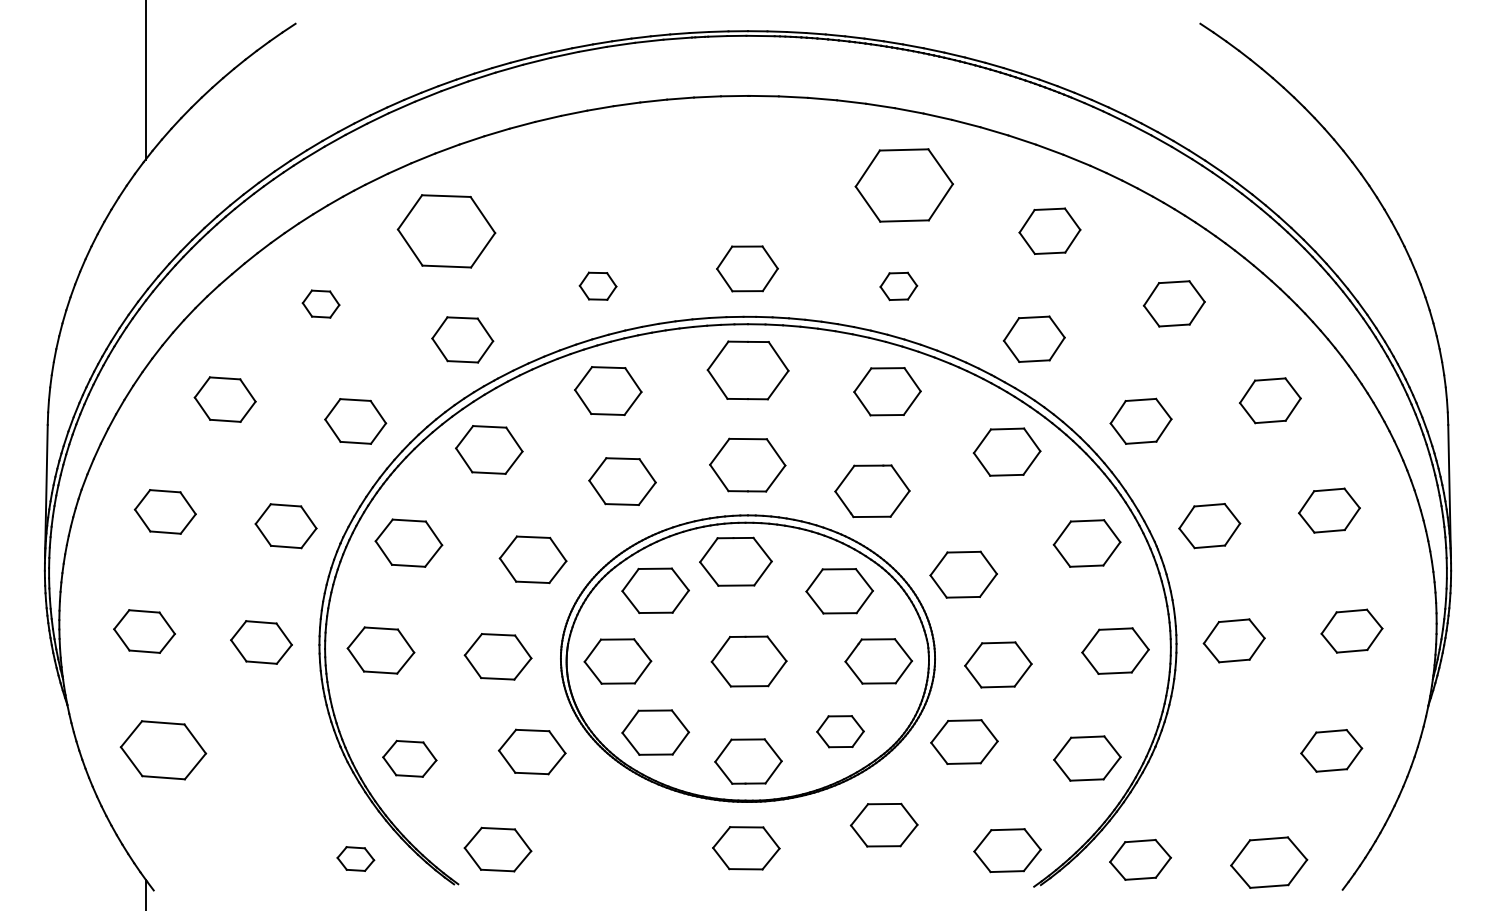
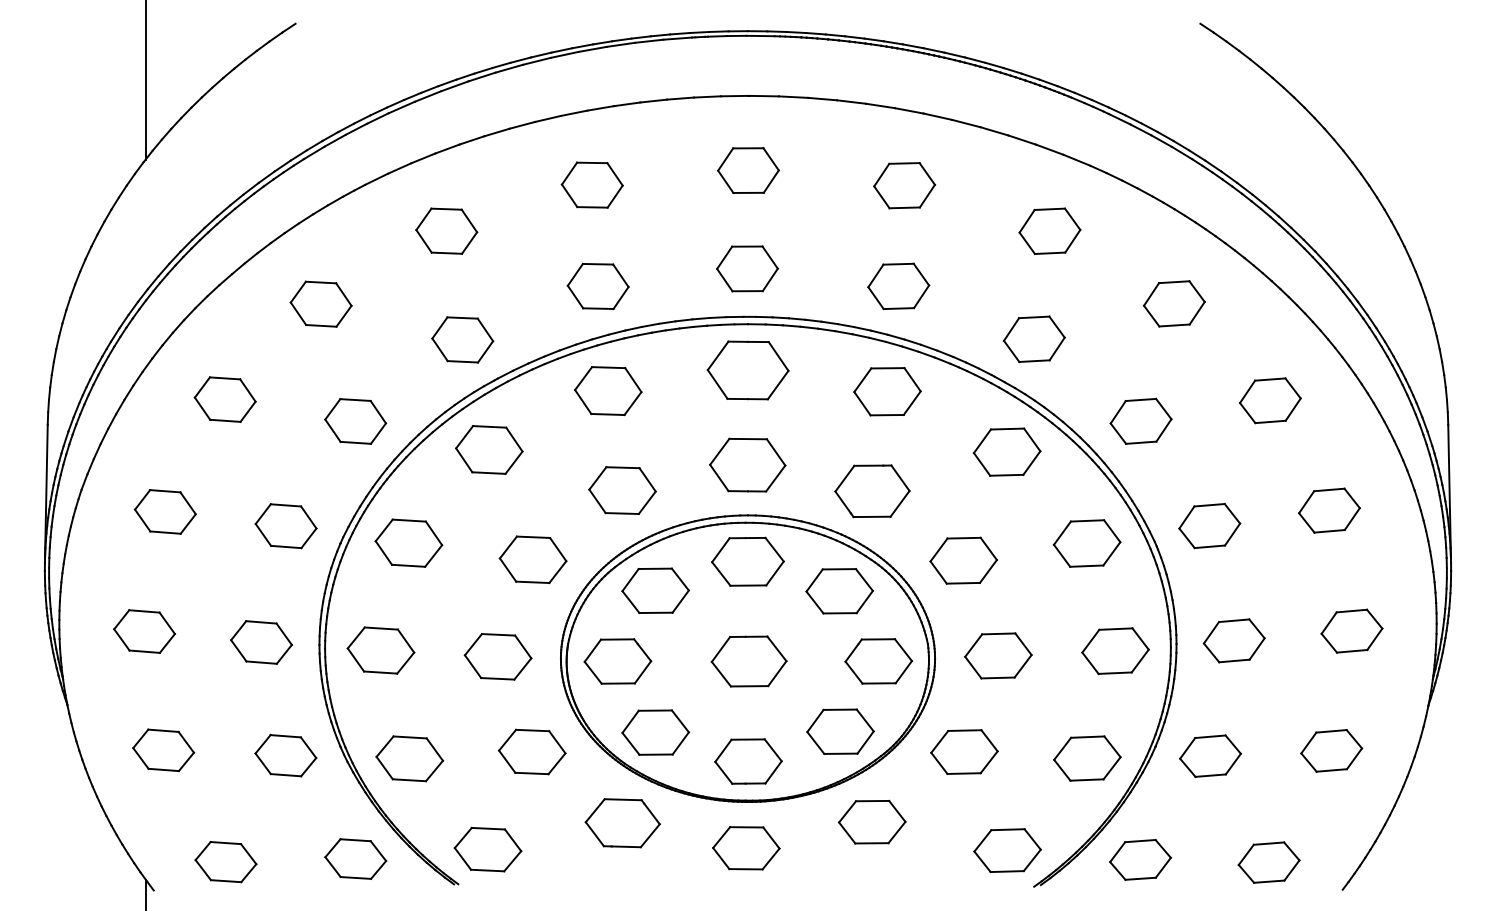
part: none -> present (748, 170)
part: none -> present (591, 184)
part size: 100x75 px -> 64x48 px (904, 185)
part size: 101x75 px -> 64x48 px (446, 230)
part size: 40x30 px -> 64x48 px (597, 285)
part size: 40x31 px -> 64x49 px (898, 286)
part size: 40x30 px -> 64x48 px (320, 303)
part position: (622, 481) -> (622, 490) (622, 490)
part position: (735, 561) -> (747, 561) (747, 561)
part position: (963, 574) -> (963, 560) (963, 560)
part position: (998, 664) -> (998, 655) (998, 655)
part size: 49x34 px -> 69x47 px (840, 731)
part position: (964, 741) -> (964, 751) (964, 751)
part size: 89x61 px -> 64x45 px (163, 750)
part: none -> present (285, 755)
part: none -> present (1210, 755)
part size: 56x39 px -> 70x48 px (409, 758)
part: none -> present (622, 823)
part position: (883, 824) -> (871, 821) (871, 821)
part position: (497, 849) -> (487, 849) (487, 849)
part size: 40x26 px -> 64x42 px (355, 858)
part: none -> present (225, 862)
part size: 79x53 px -> 64x43 px (1268, 862)
